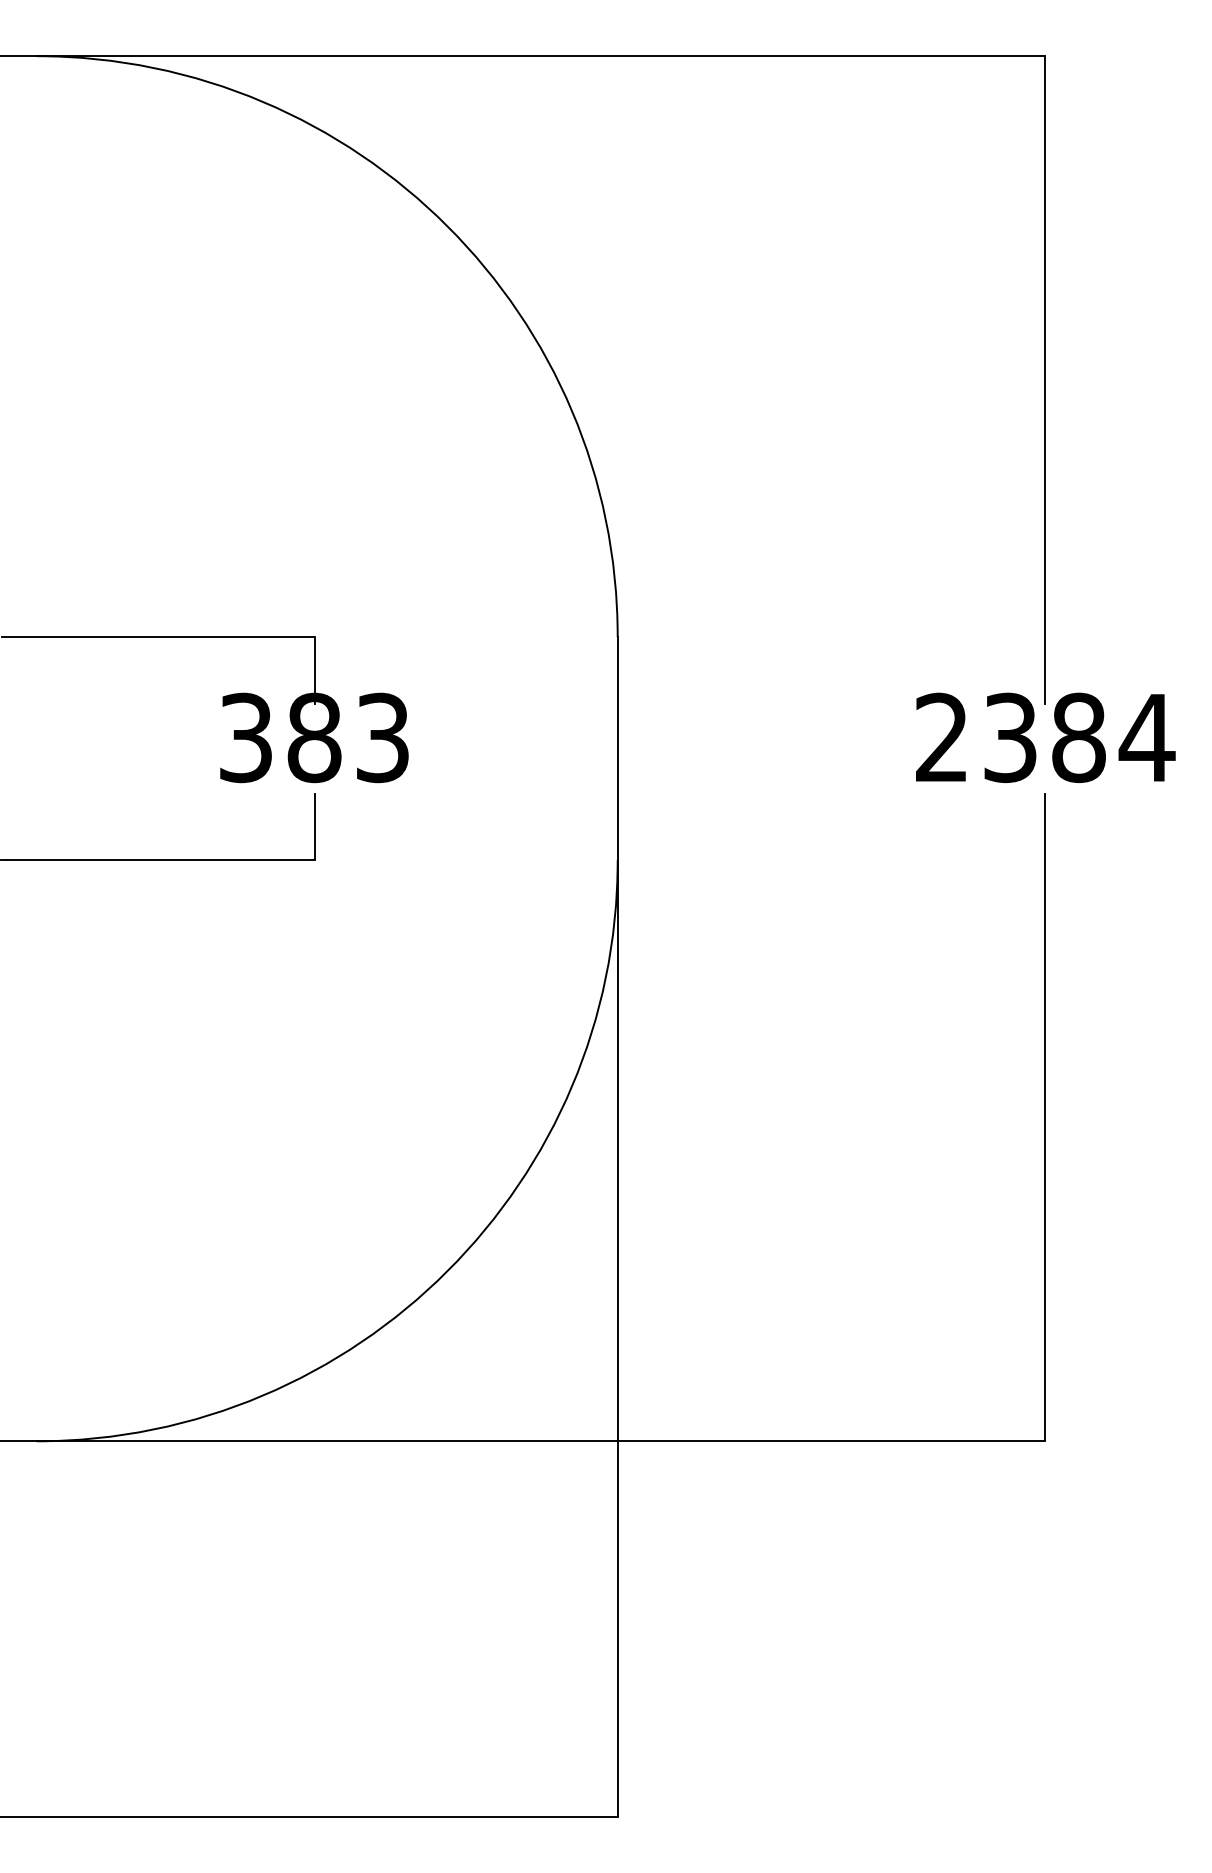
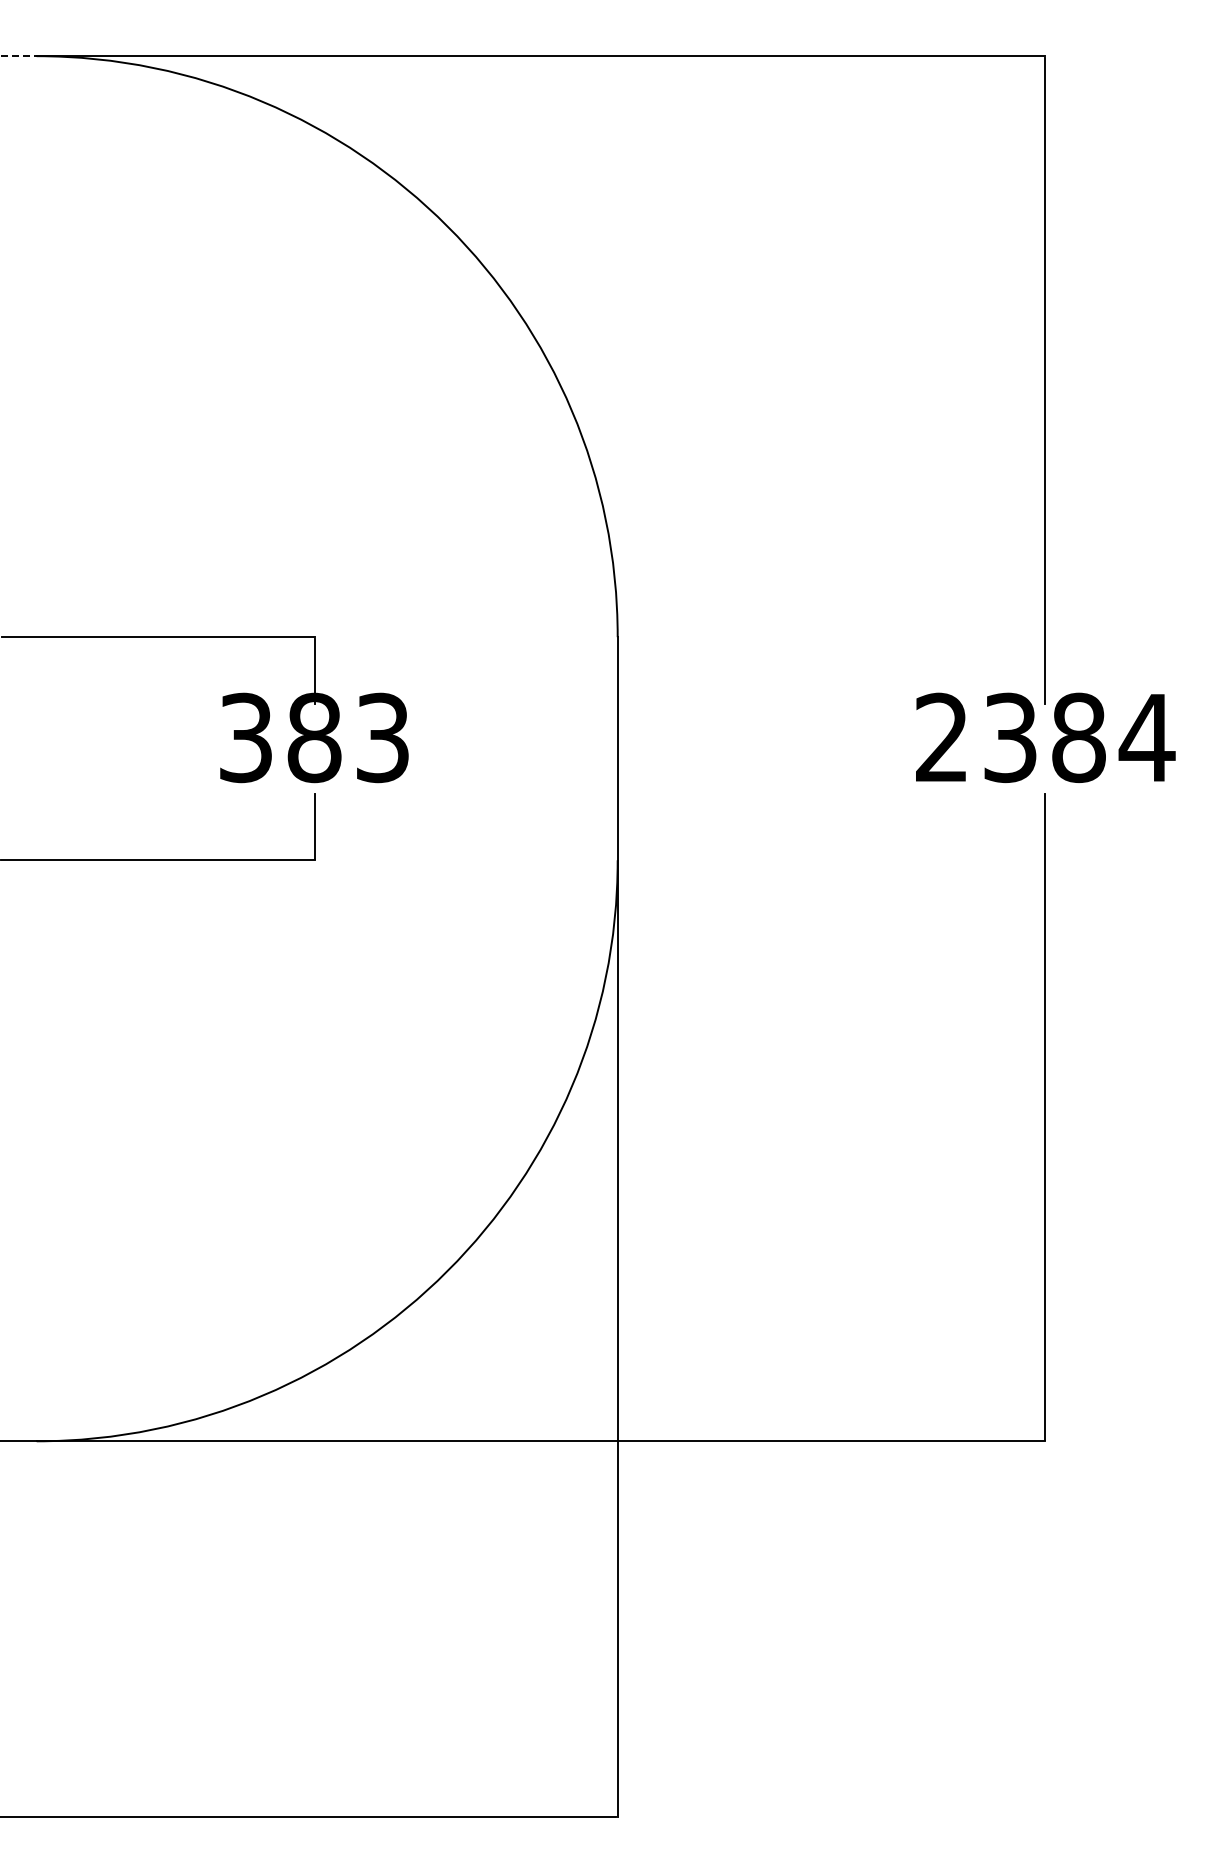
line: solid -> dashed (18, 56)
